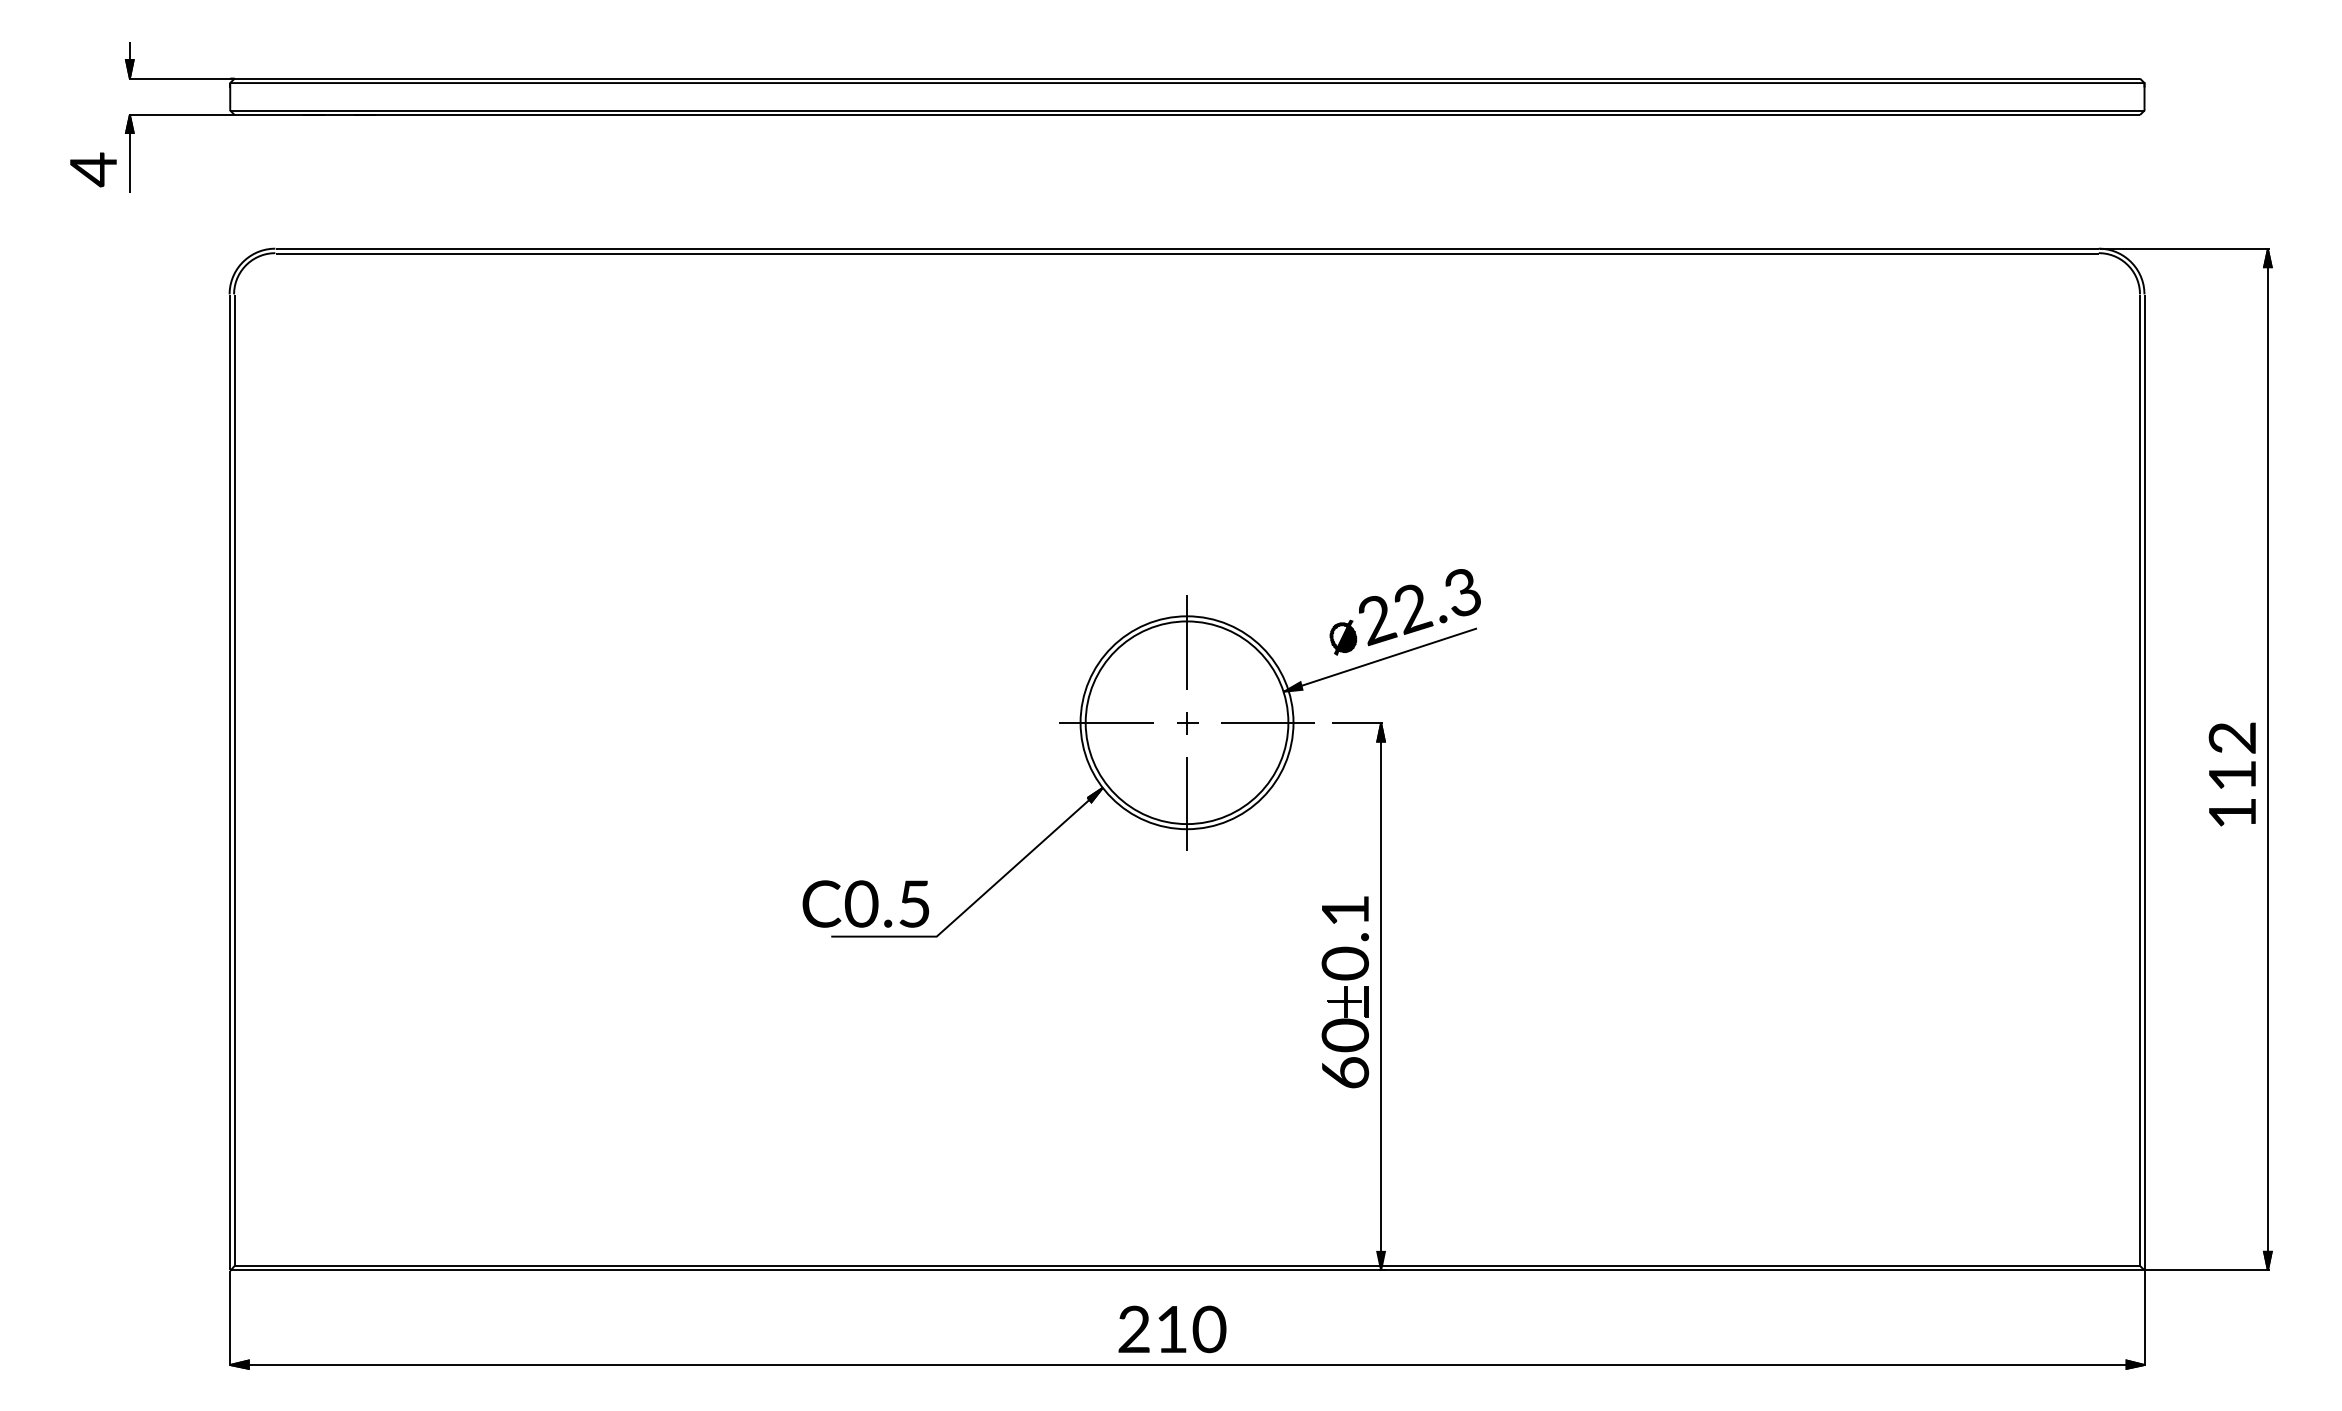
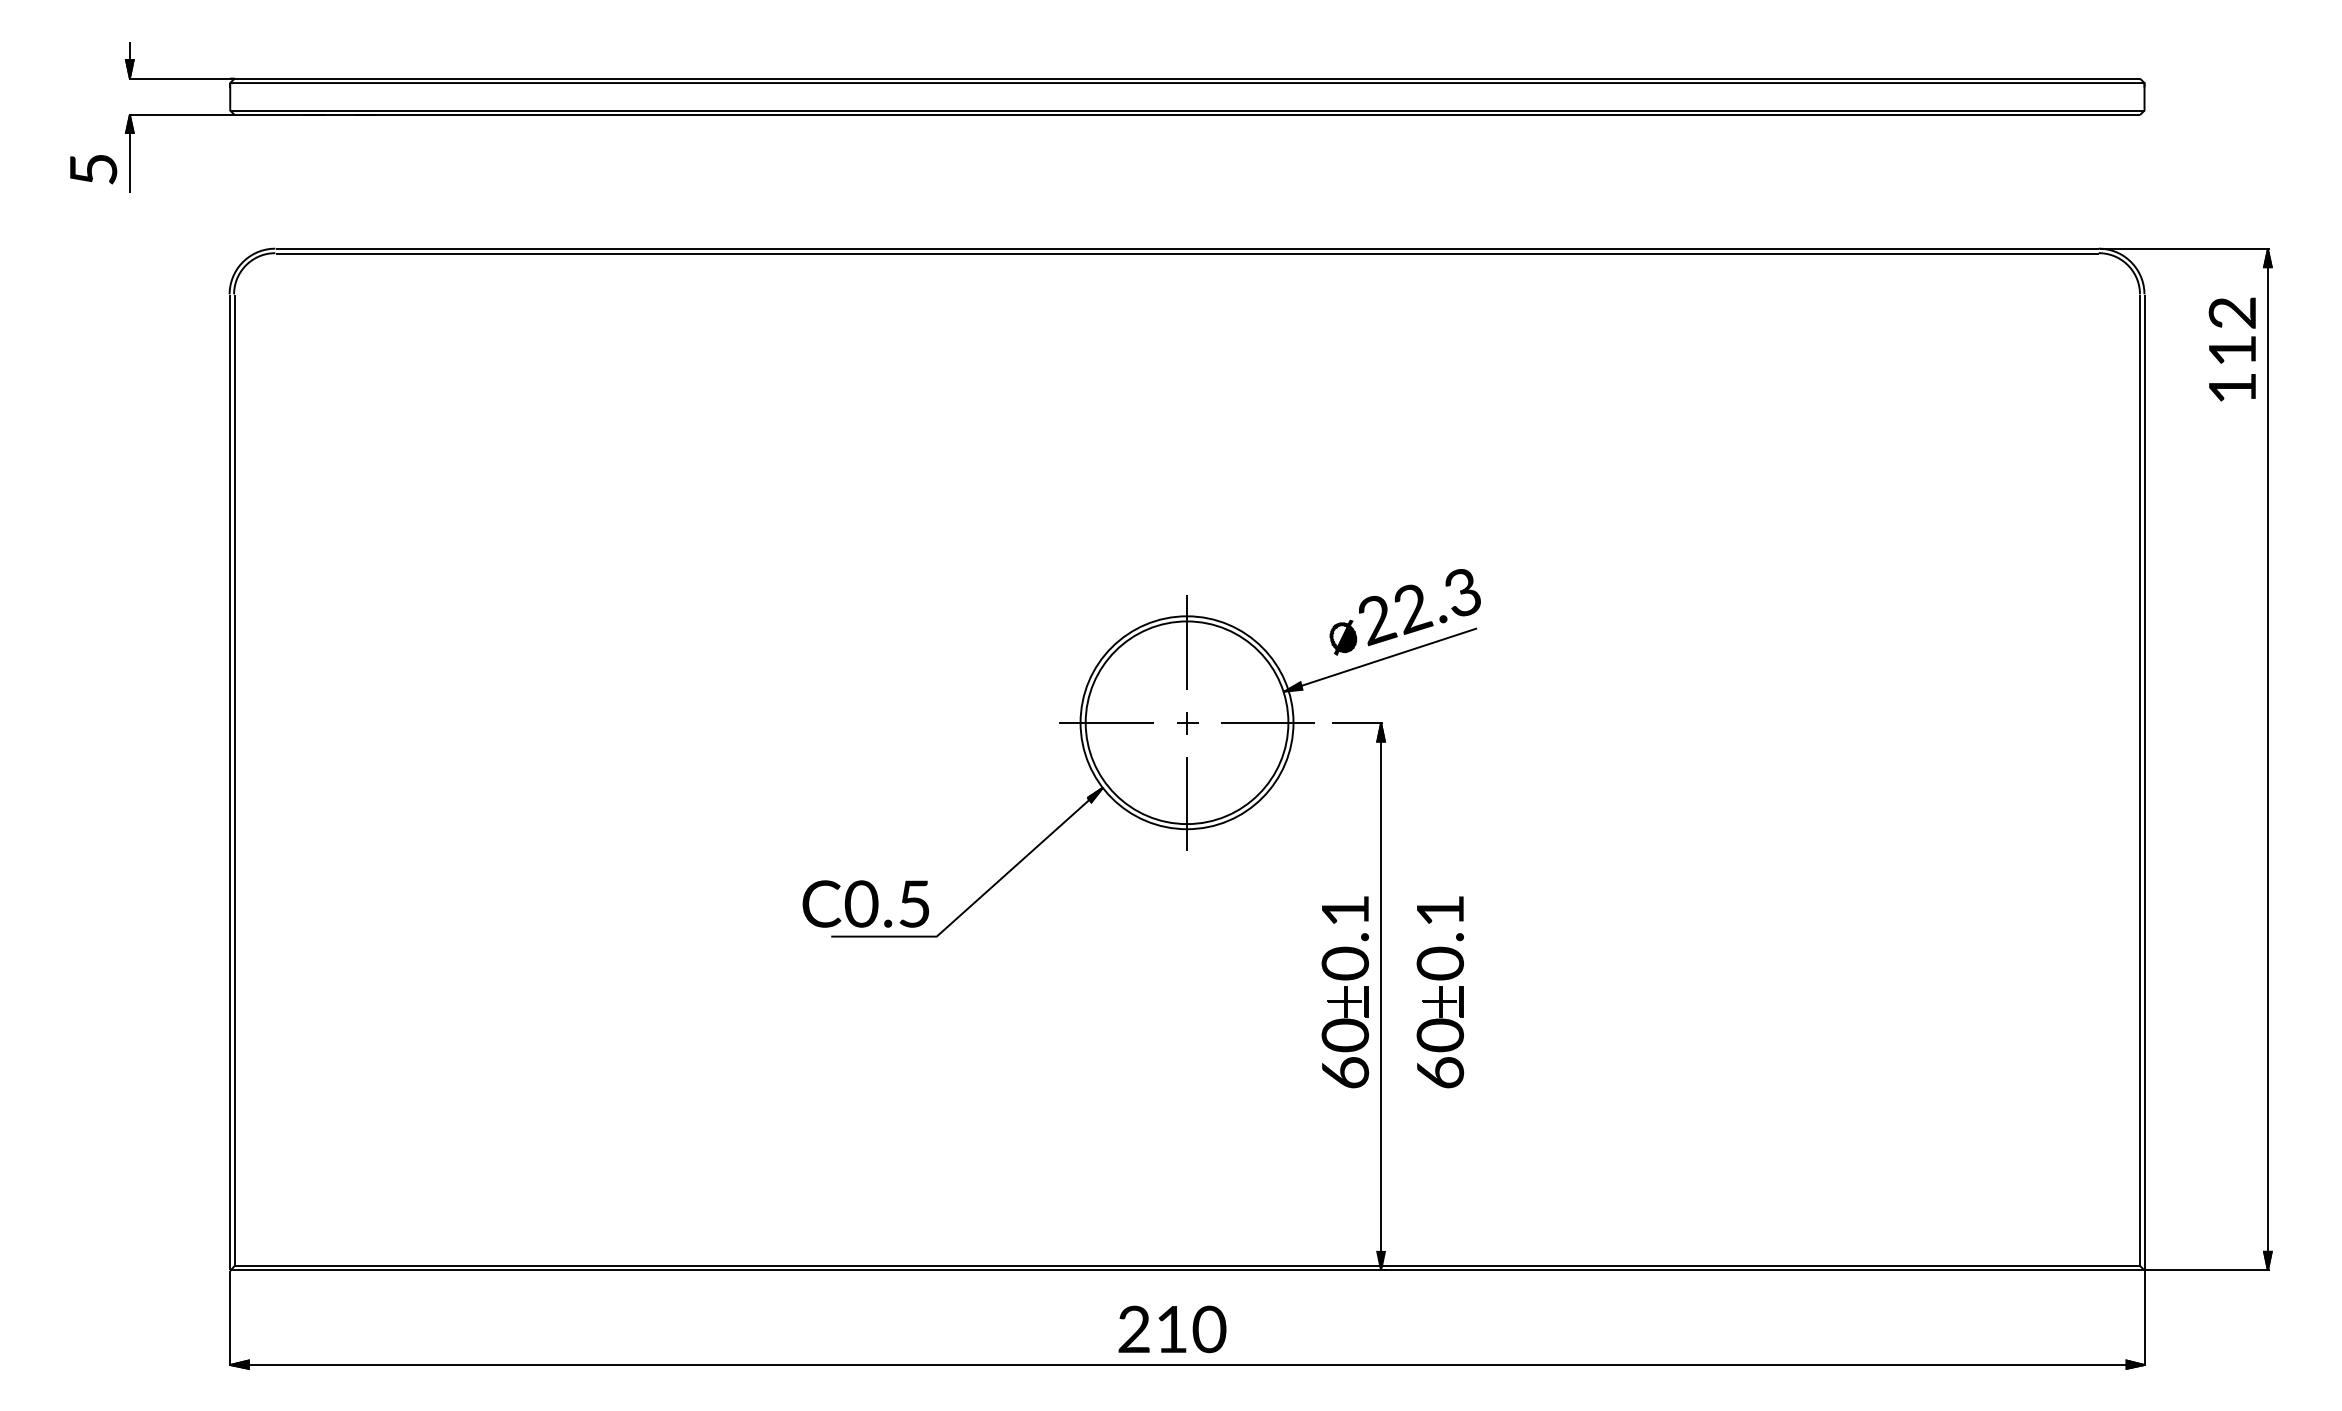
text: 4 -> 5 (93, 169)
text position: (2231, 774) -> (2231, 349) (2231, 349)
part: none -> present (1440, 992)
